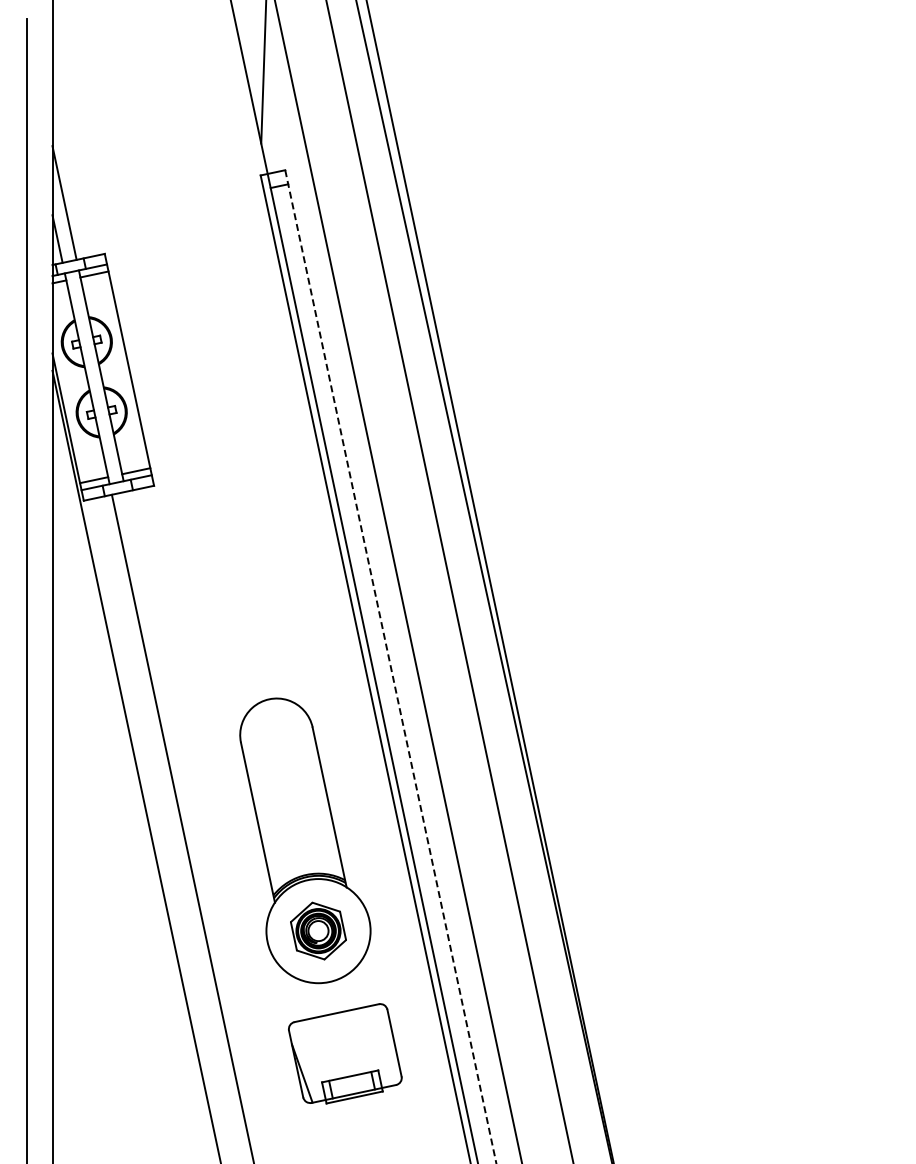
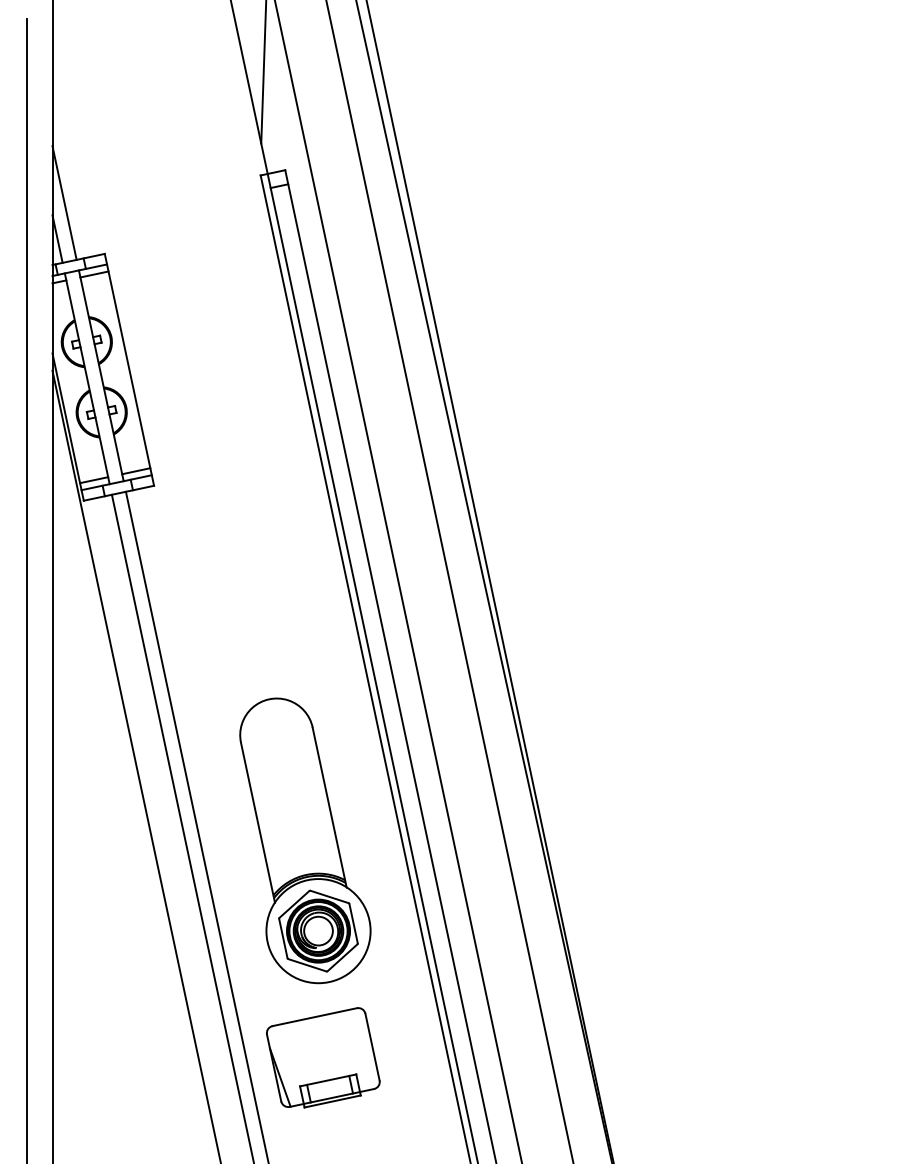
line: dashed -> solid (390, 667)
line: none -> present (196, 825)
part size: 57x60 px -> 81x84 px (318, 930)
part position: (345, 1053) -> (323, 1057) (323, 1057)
